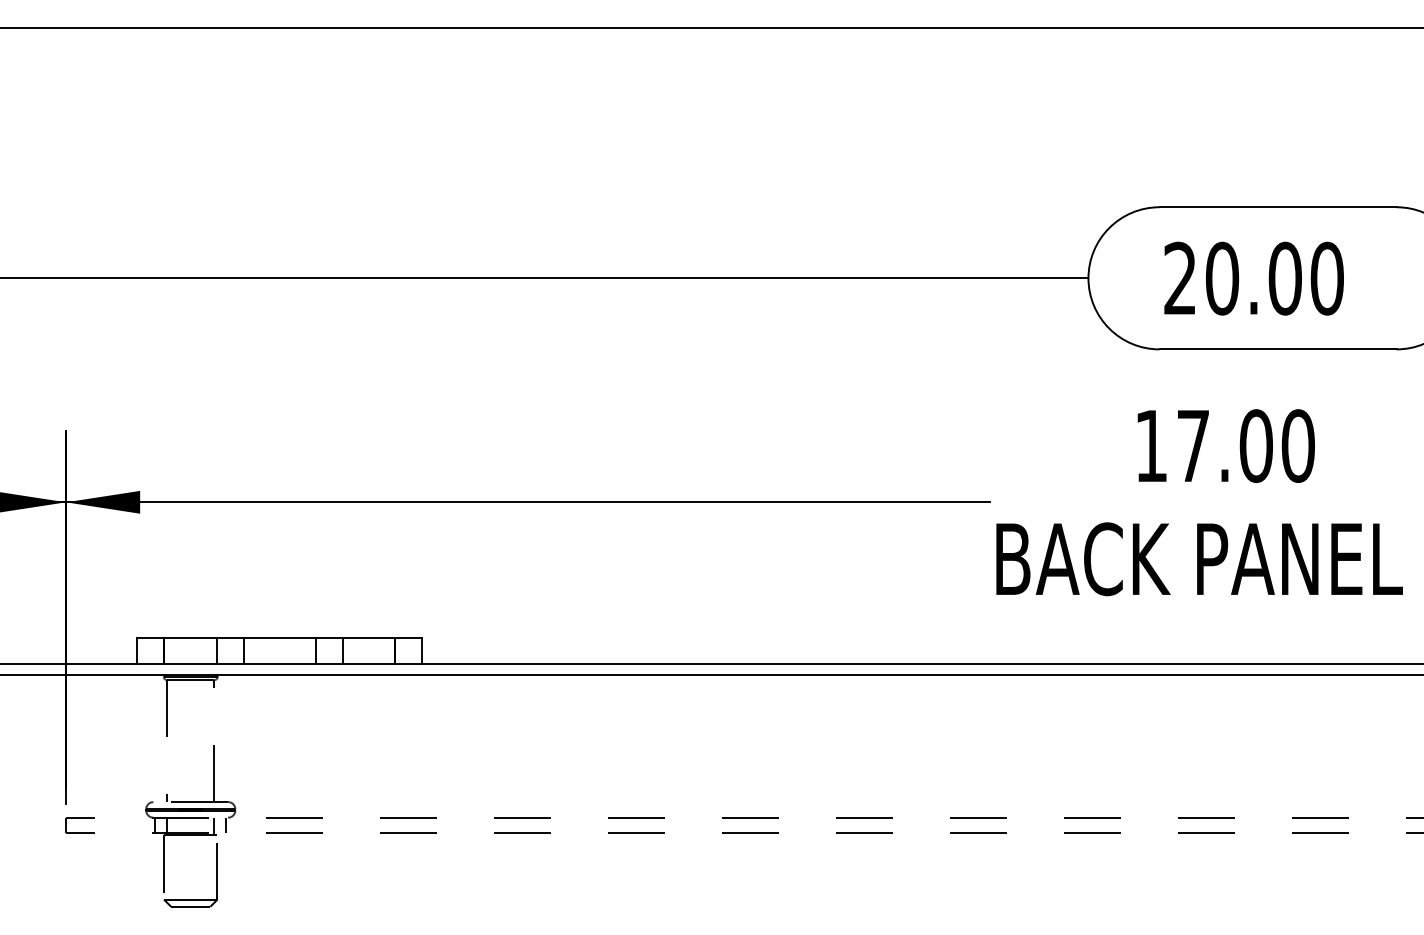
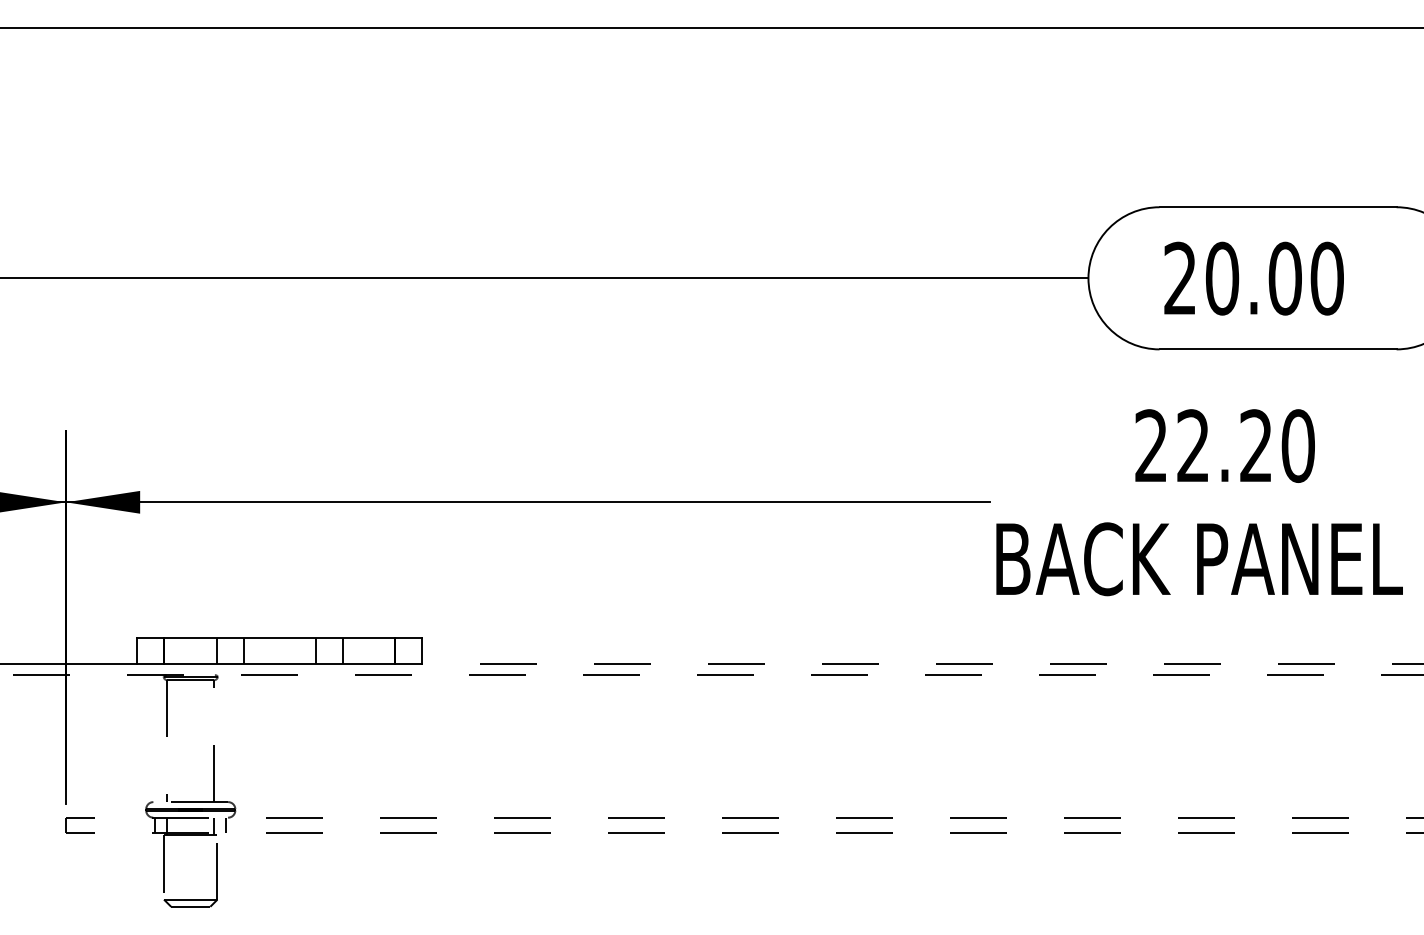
text: 17.00 -> 22.20 (1203, 445)
line: solid -> dashed (923, 664)
line: solid -> dashed (711, 675)
